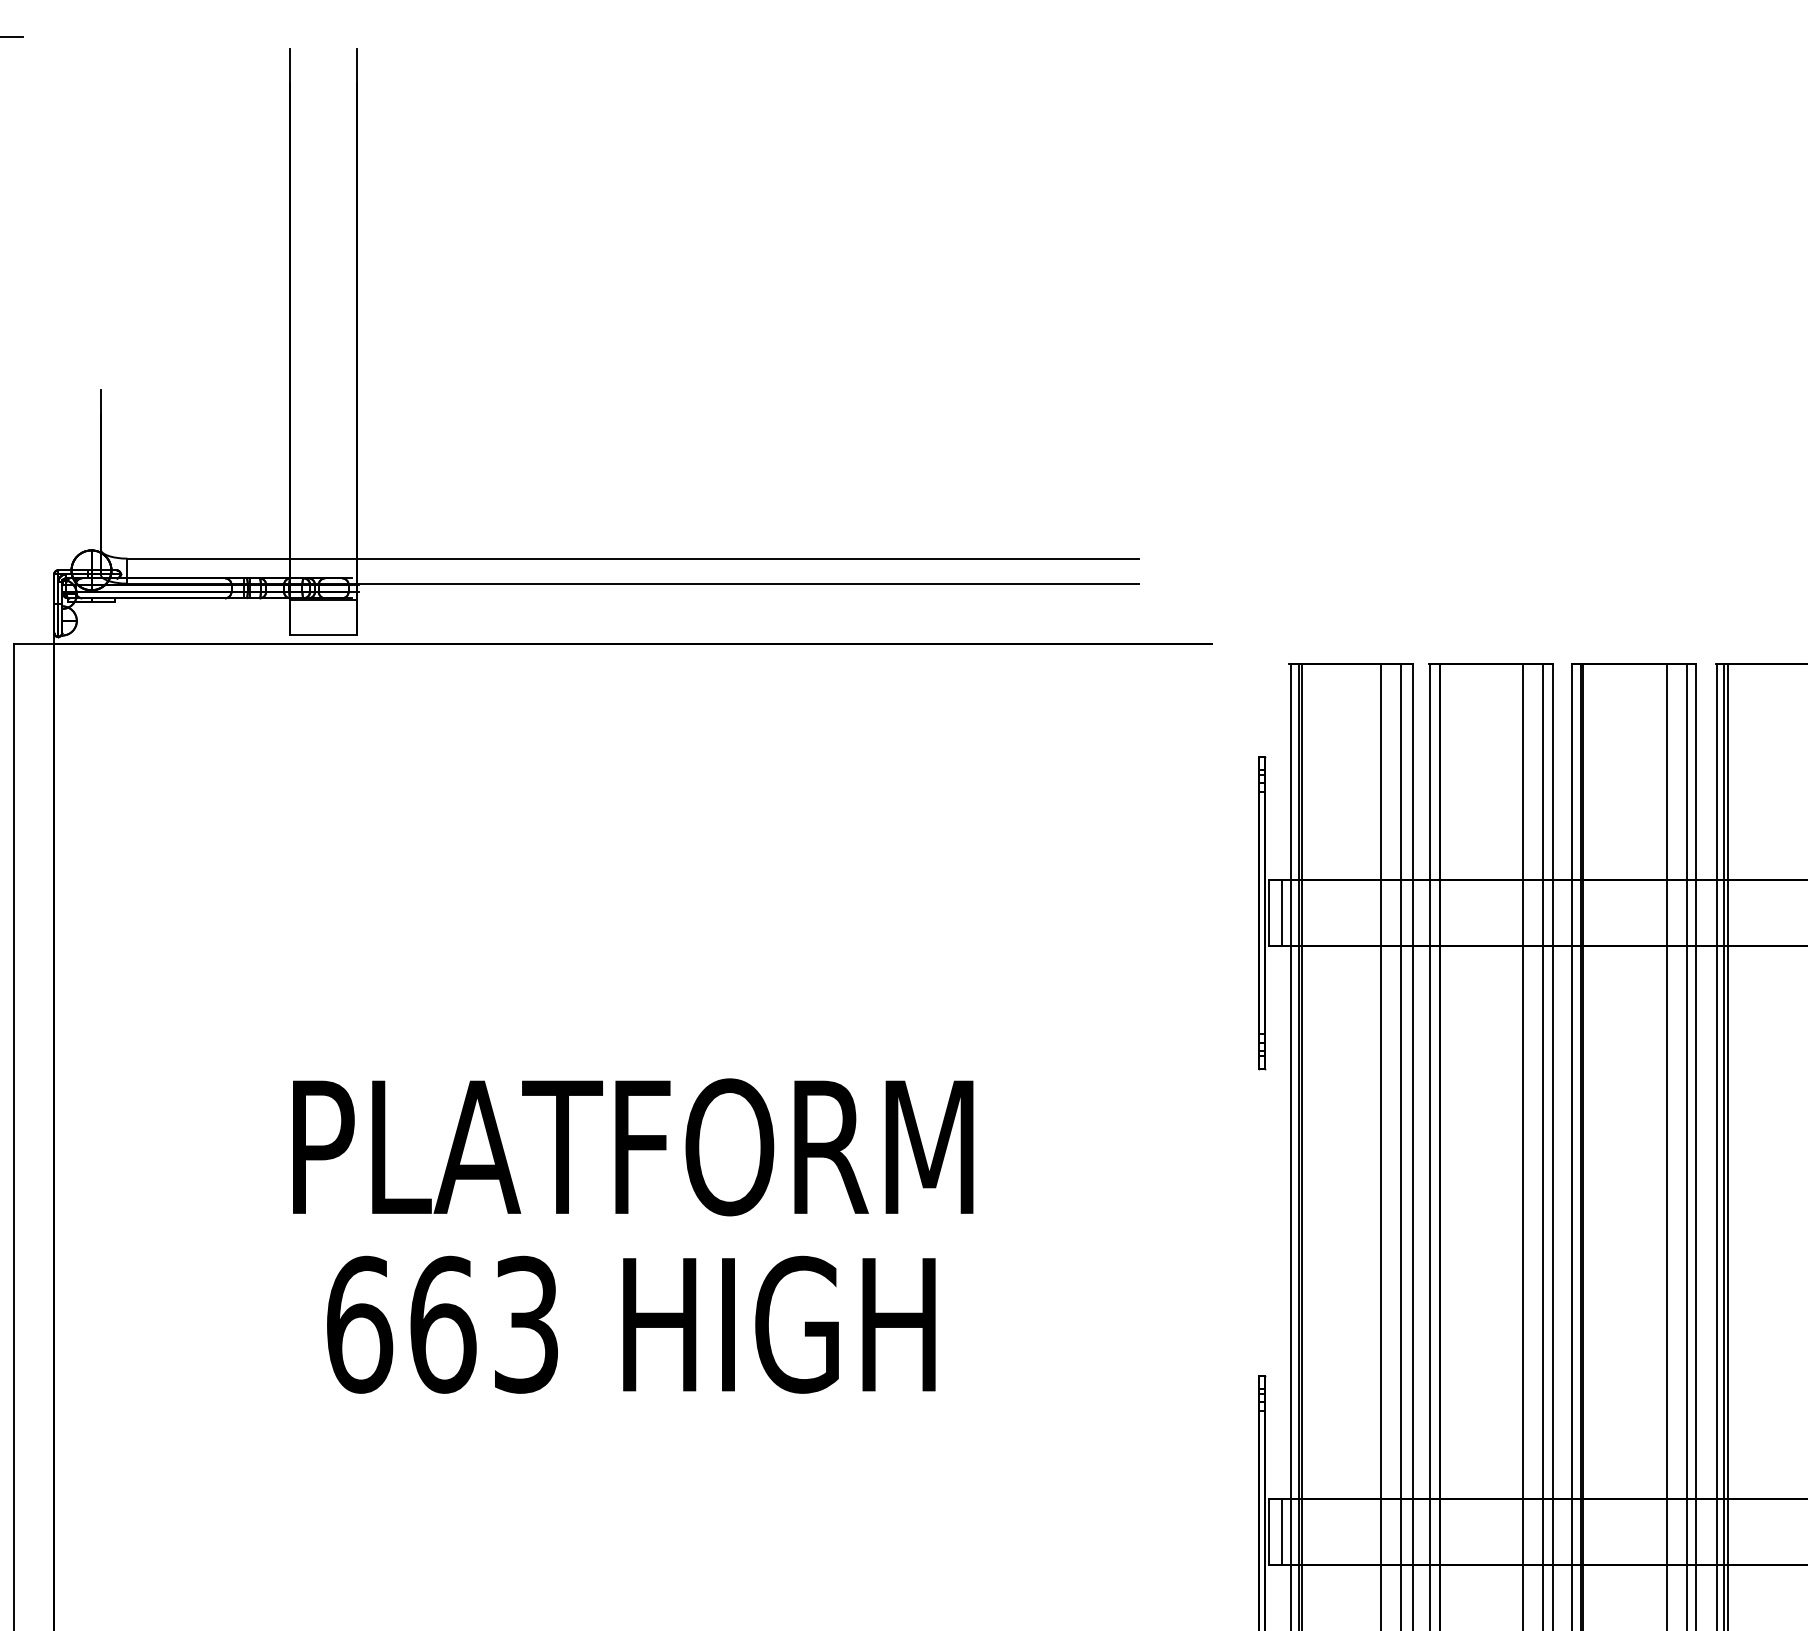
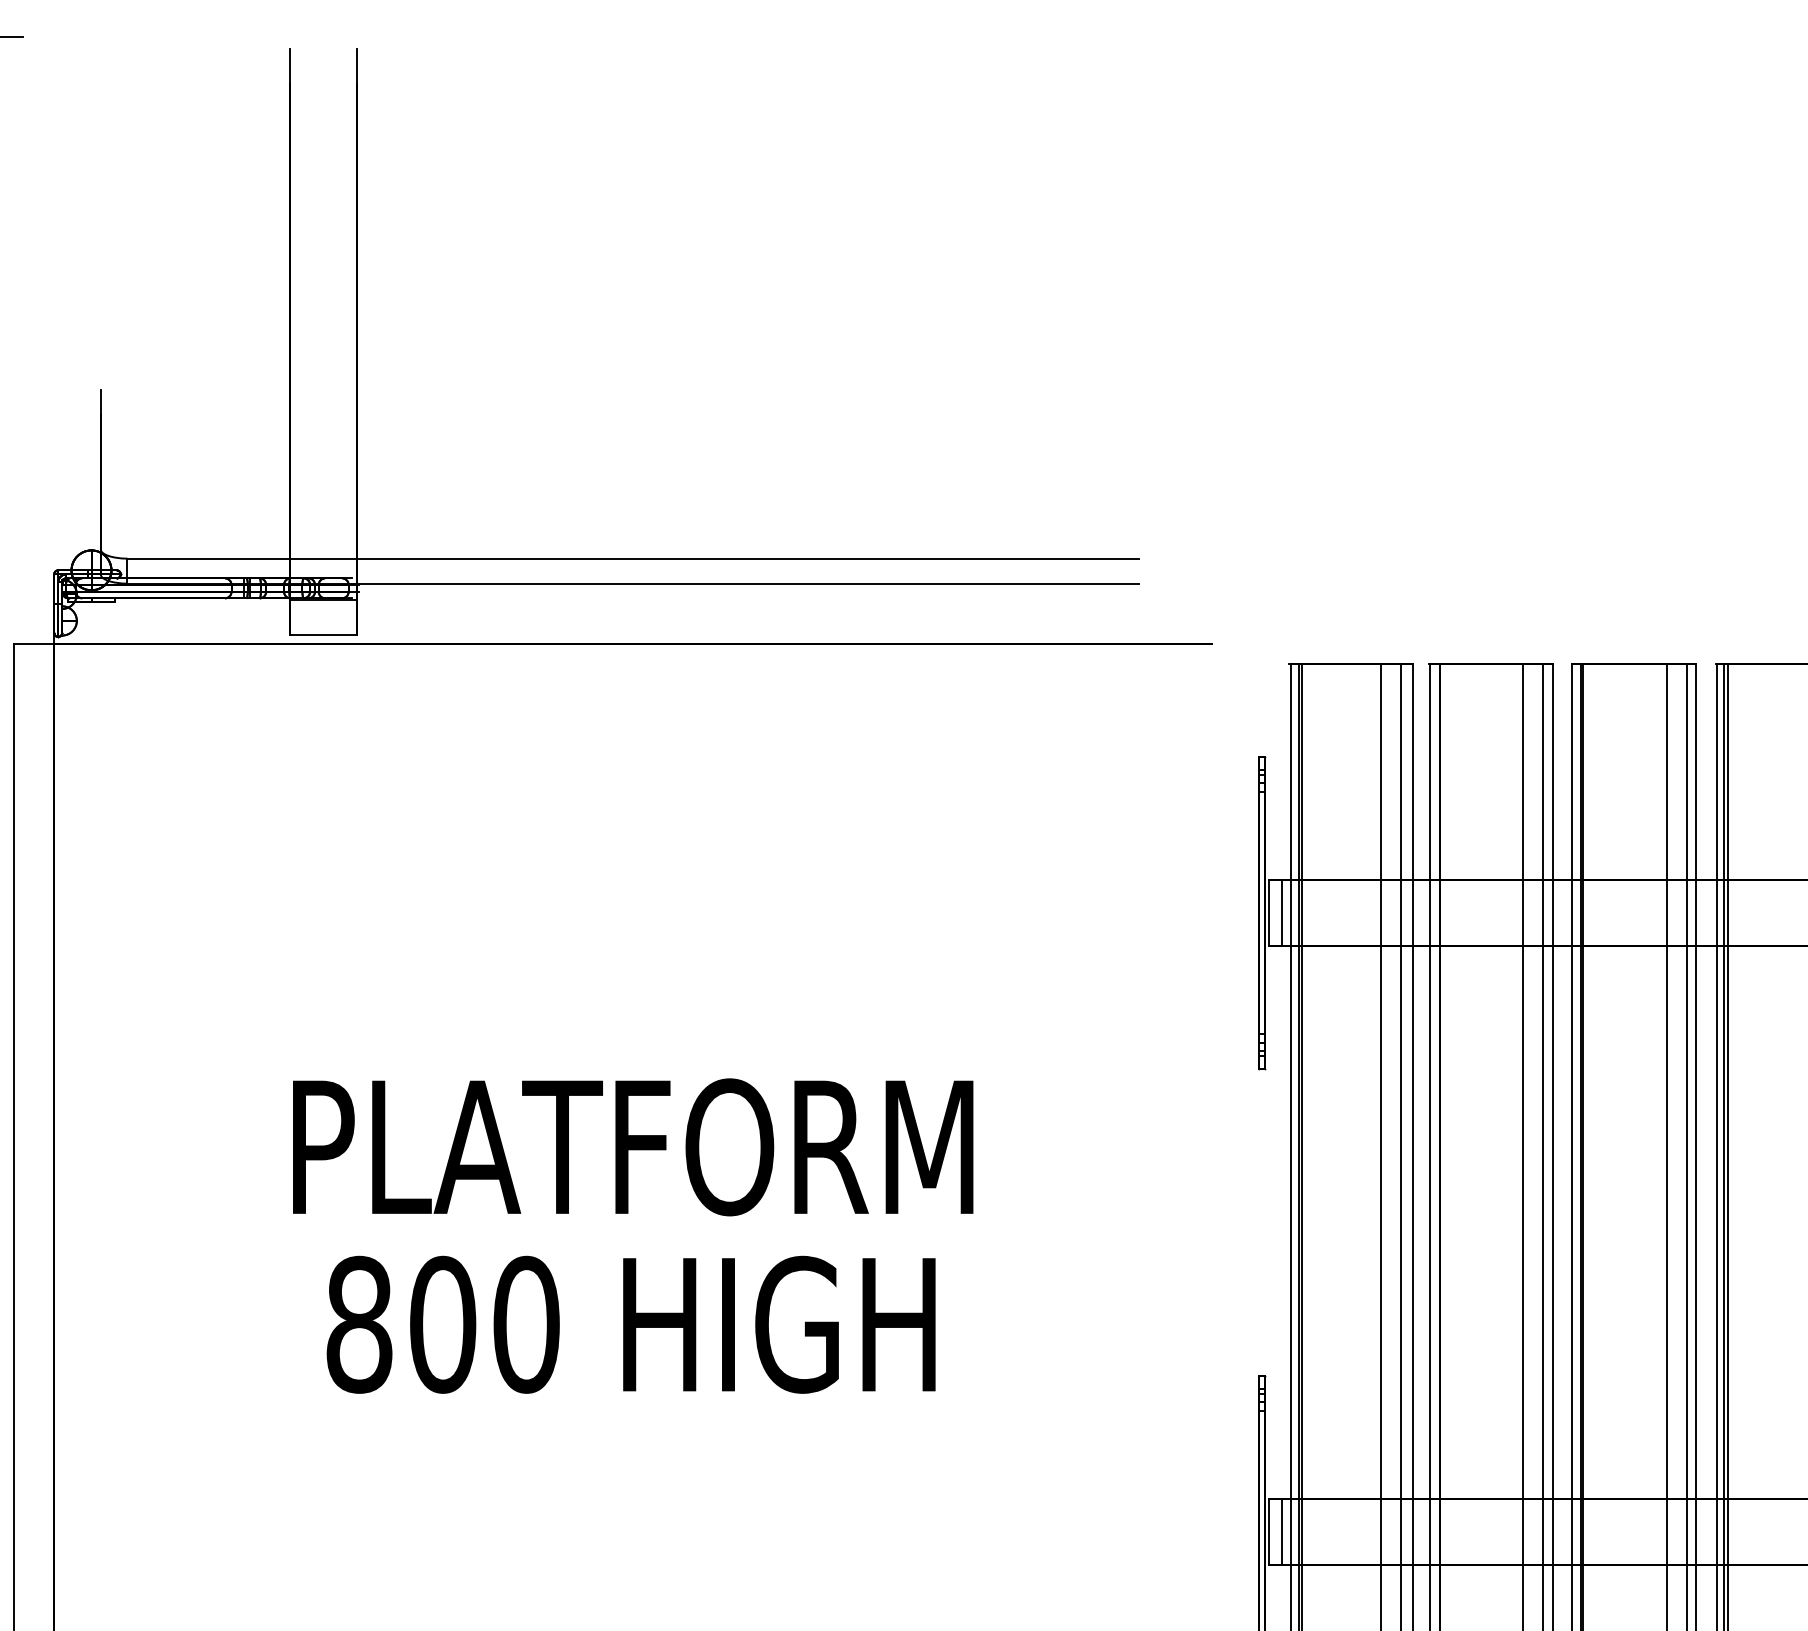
text: 663 -> 800 (442, 1324)
